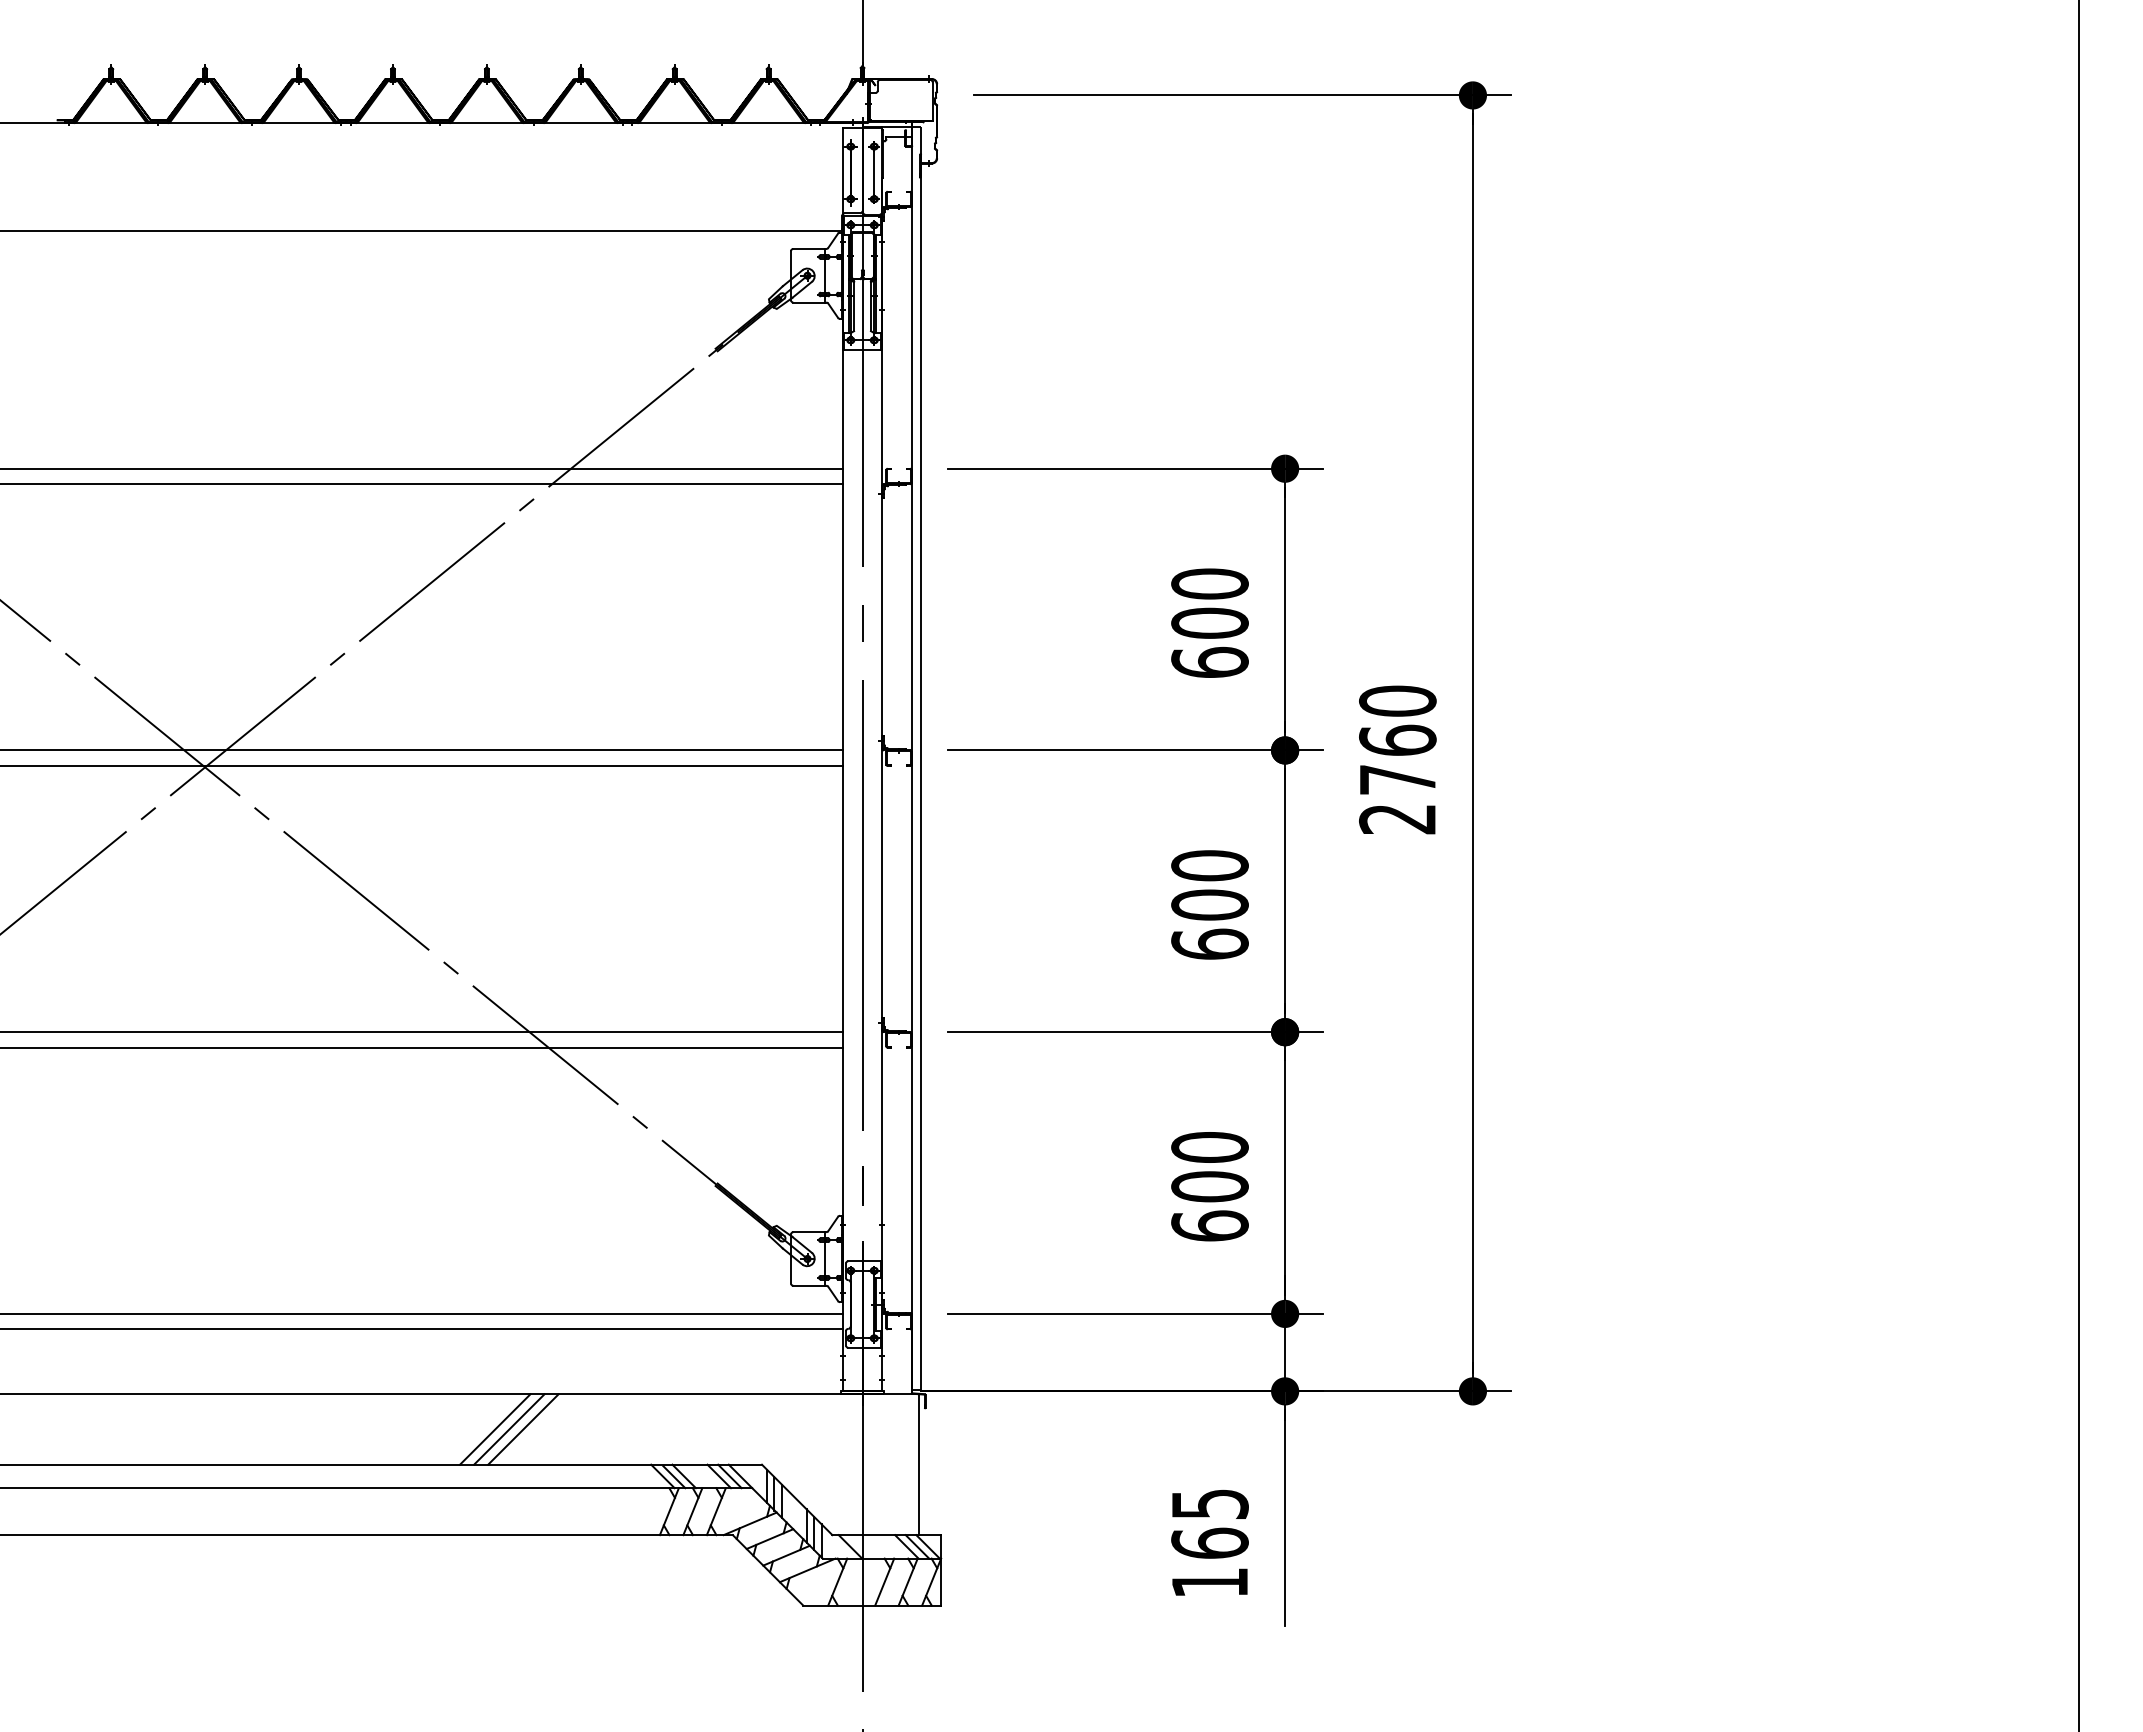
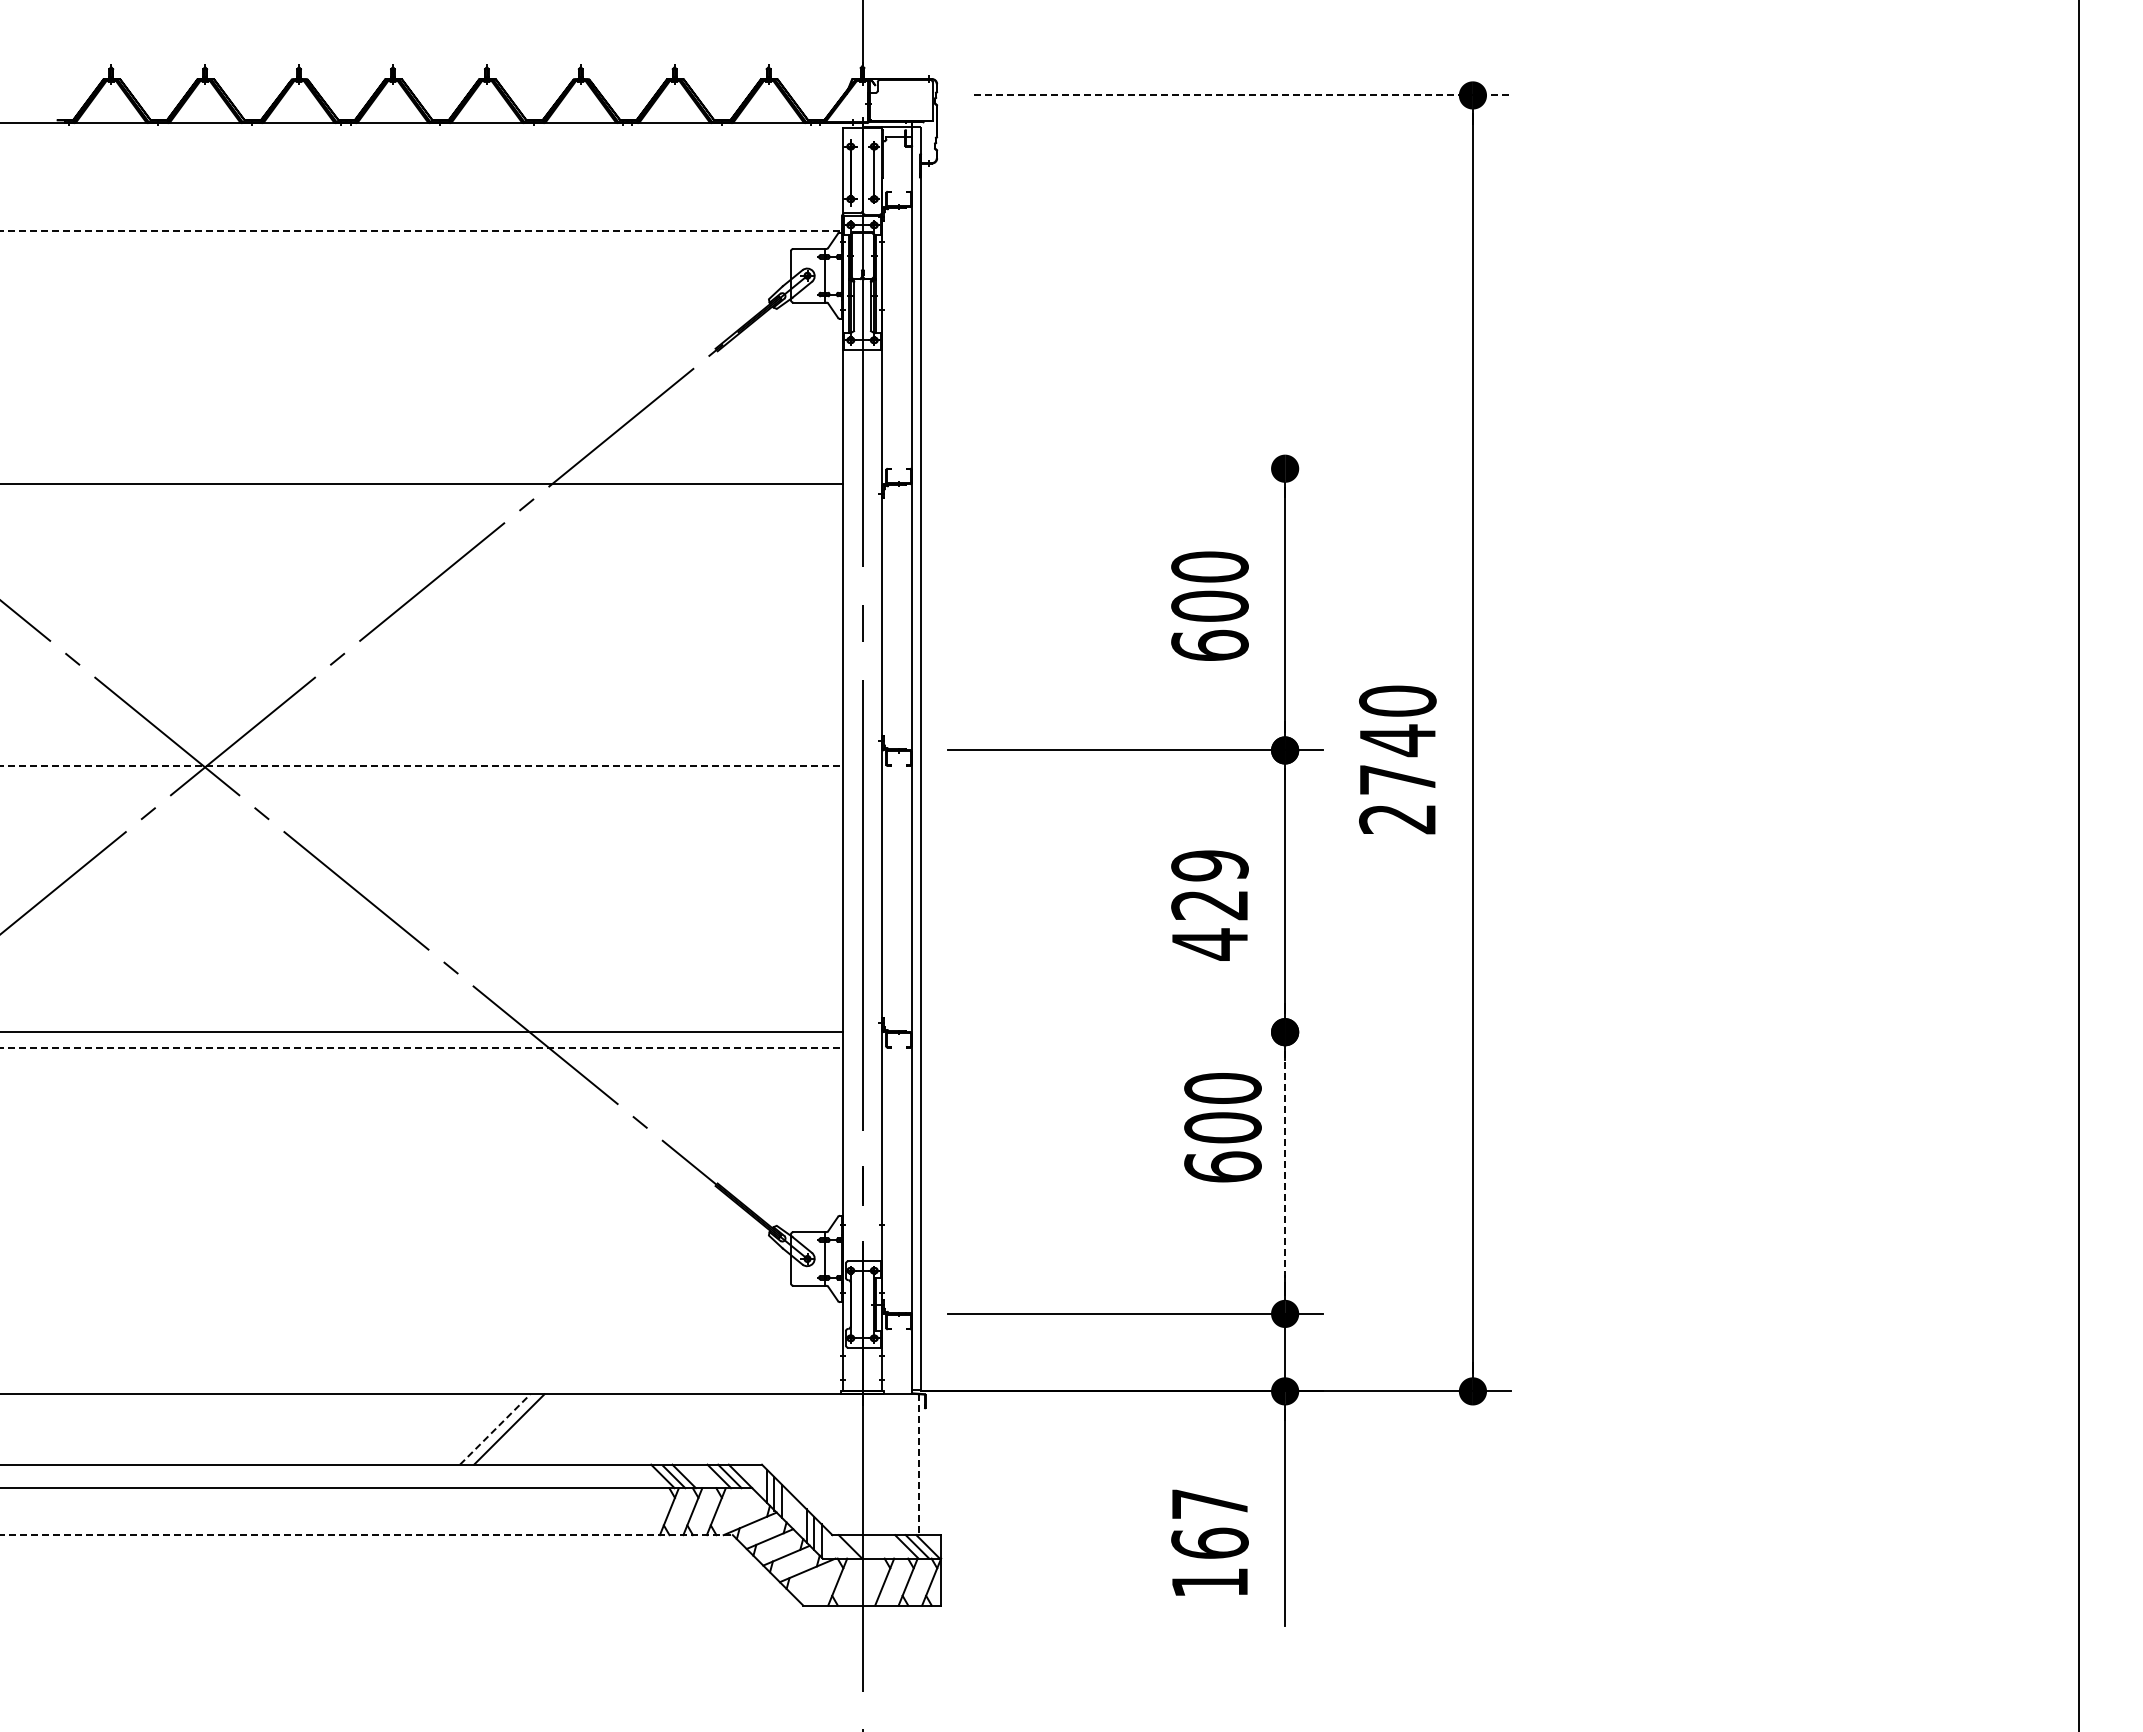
line: solid -> dashed (1242, 95)
line: solid -> dashed (421, 231)
line: present -> none (422, 468)
line: present -> none (1134, 468)
text position: (1209, 622) -> (1209, 605) (1209, 605)
text: 2760 -> 2740 (1397, 740)
line: present -> none (422, 750)
line: solid -> dashed (421, 765)
text: 600 -> 429 (1209, 905)
line: present -> none (1134, 1032)
line: solid -> dashed (421, 1047)
line: solid -> dashed (1285, 1173)
text position: (1209, 1186) -> (1222, 1127) (1222, 1127)
line: present -> none (422, 1313)
line: present -> none (422, 1329)
line: solid -> dashed (495, 1429)
line: present -> none (523, 1429)
line: solid -> dashed (918, 1465)
text: 165 -> 167 (1210, 1503)
line: solid -> dashed (366, 1535)
